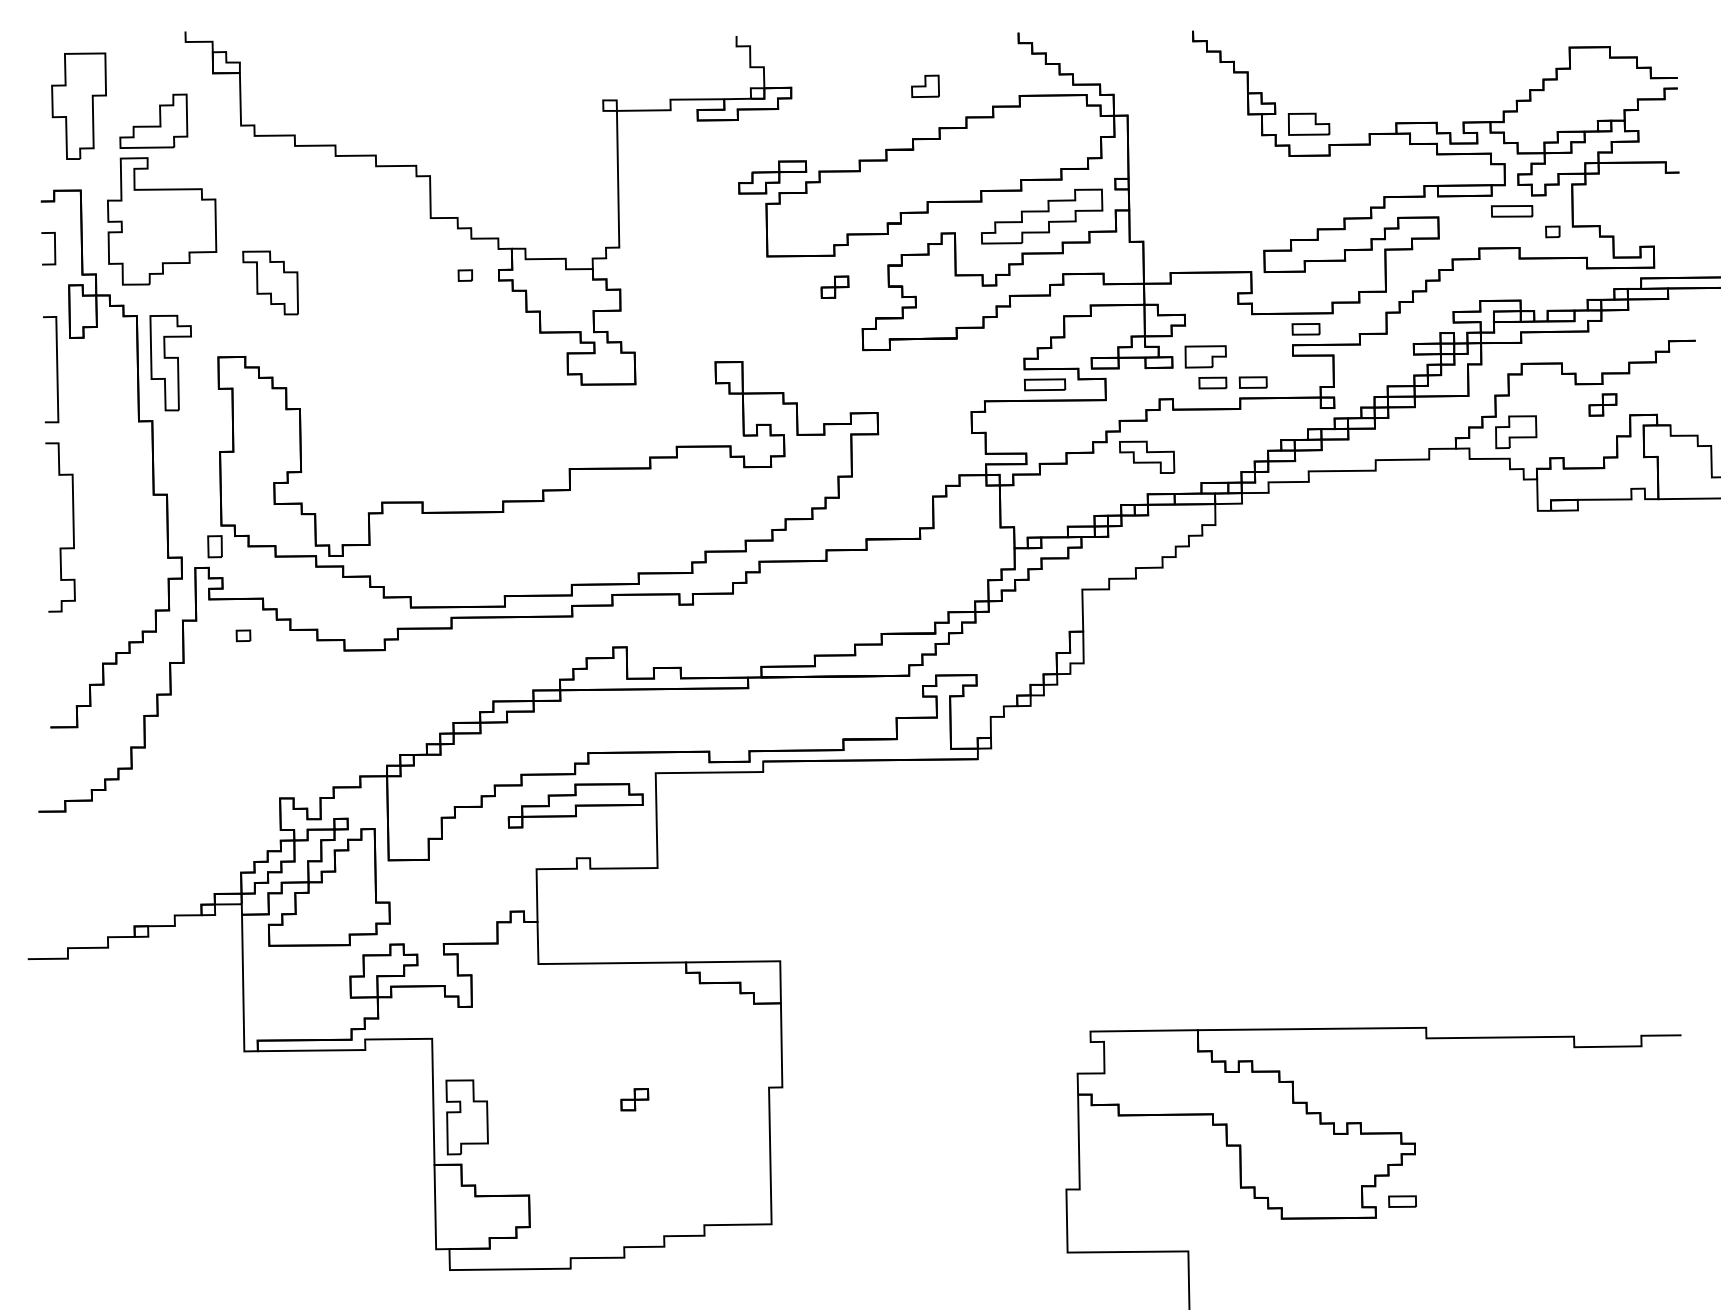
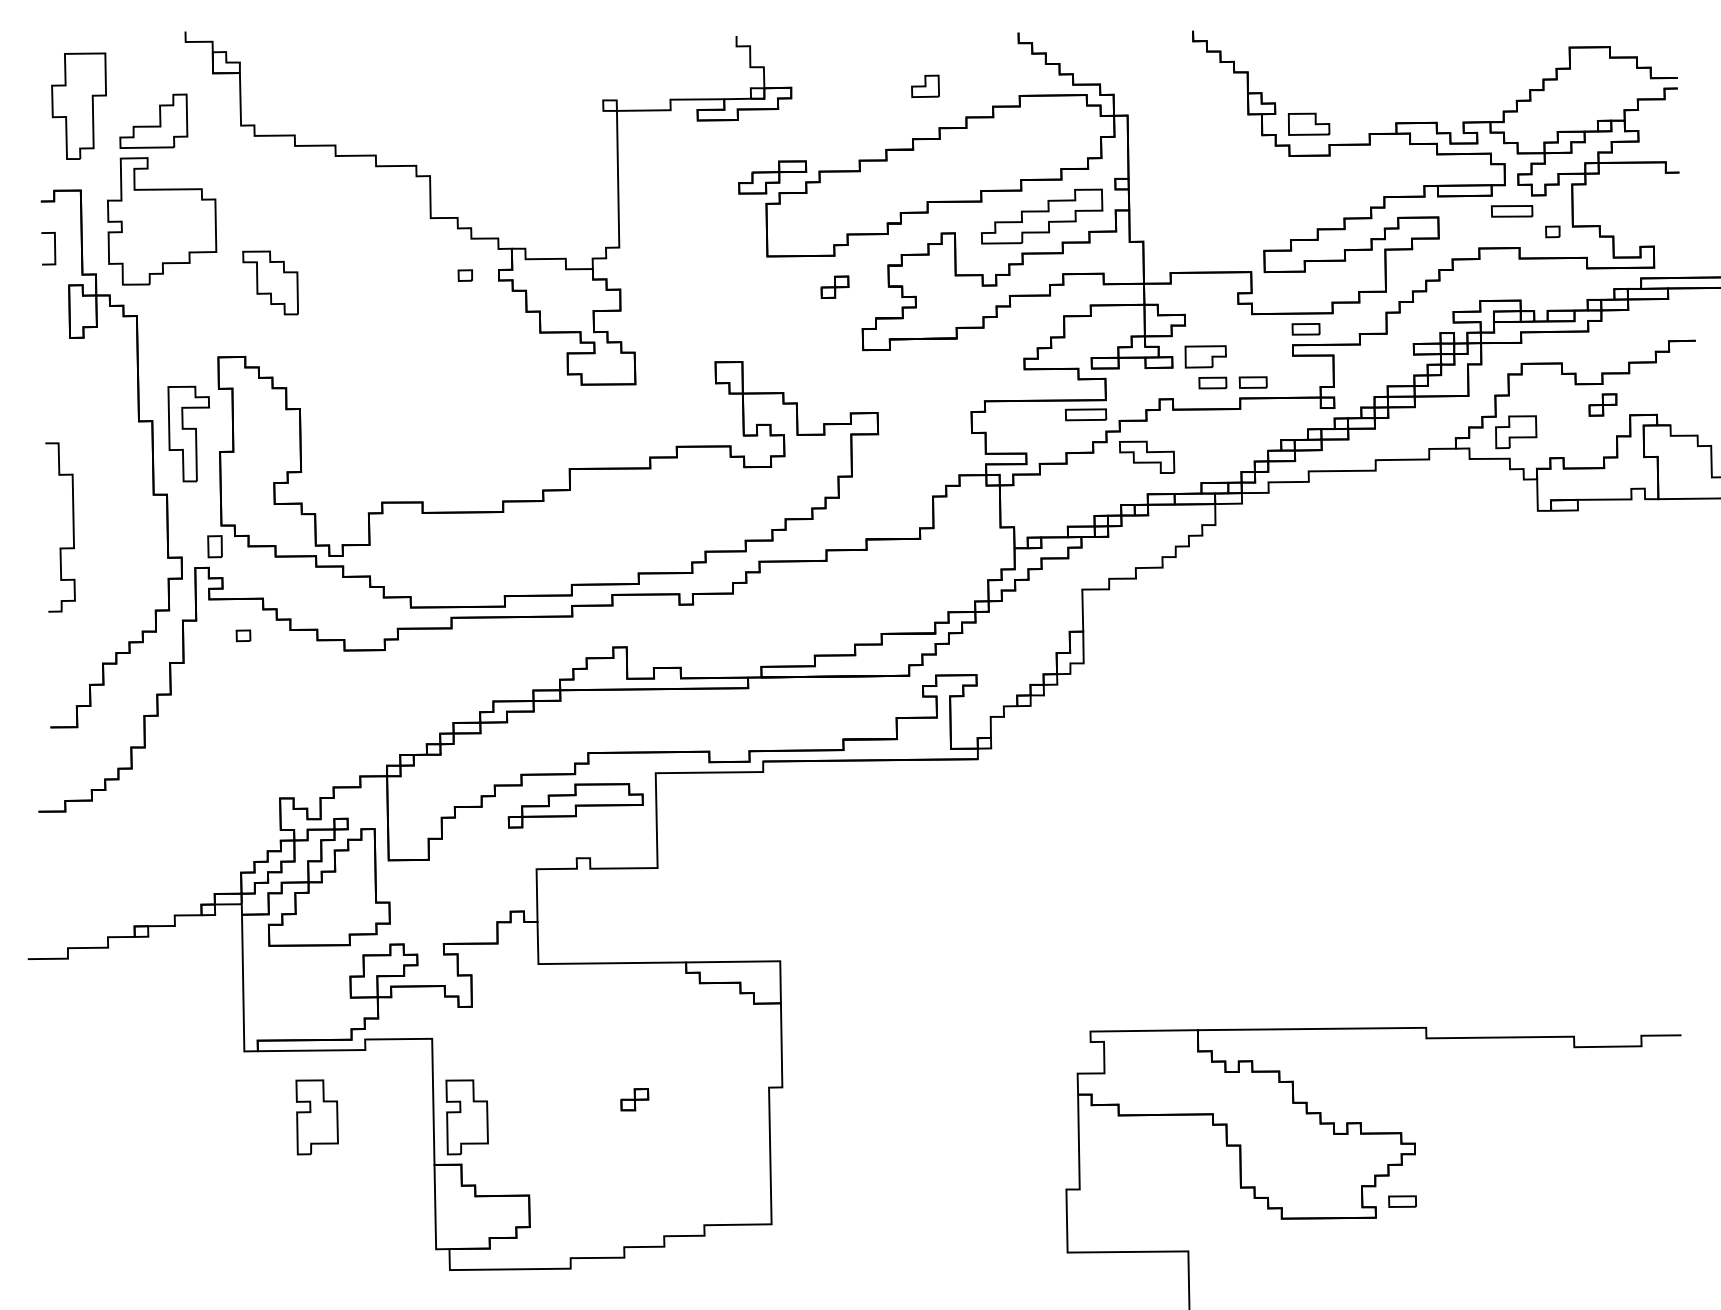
part position: (170, 362) -> (188, 433) (188, 433)
line: present -> none (56, 369)
part position: (1045, 384) -> (1086, 414) (1086, 414)
part: none -> present (316, 1117)
